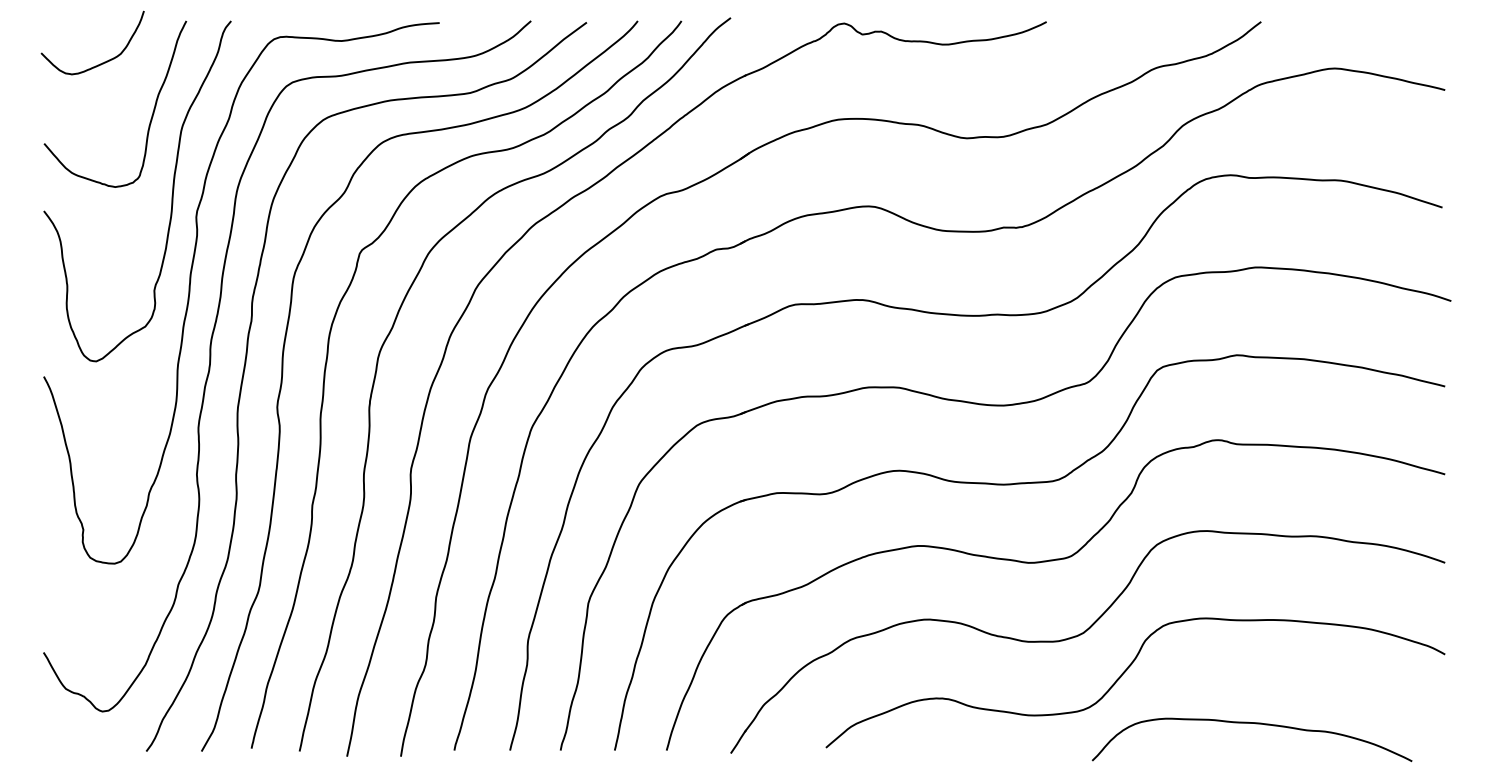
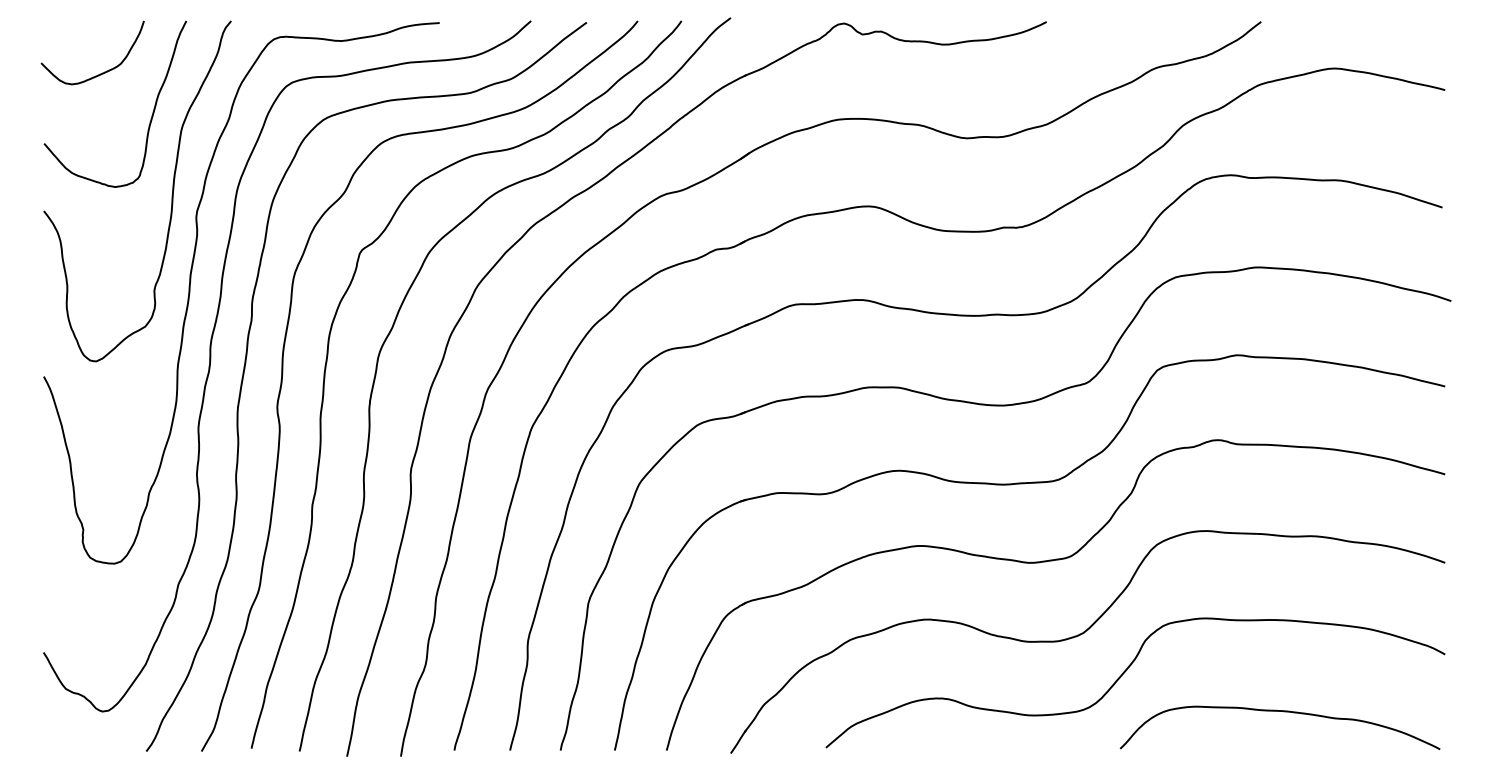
curve position: (102, 62) -> (102, 72) (102, 72)
curve position: (1255, 724) -> (1283, 712) (1283, 712)
